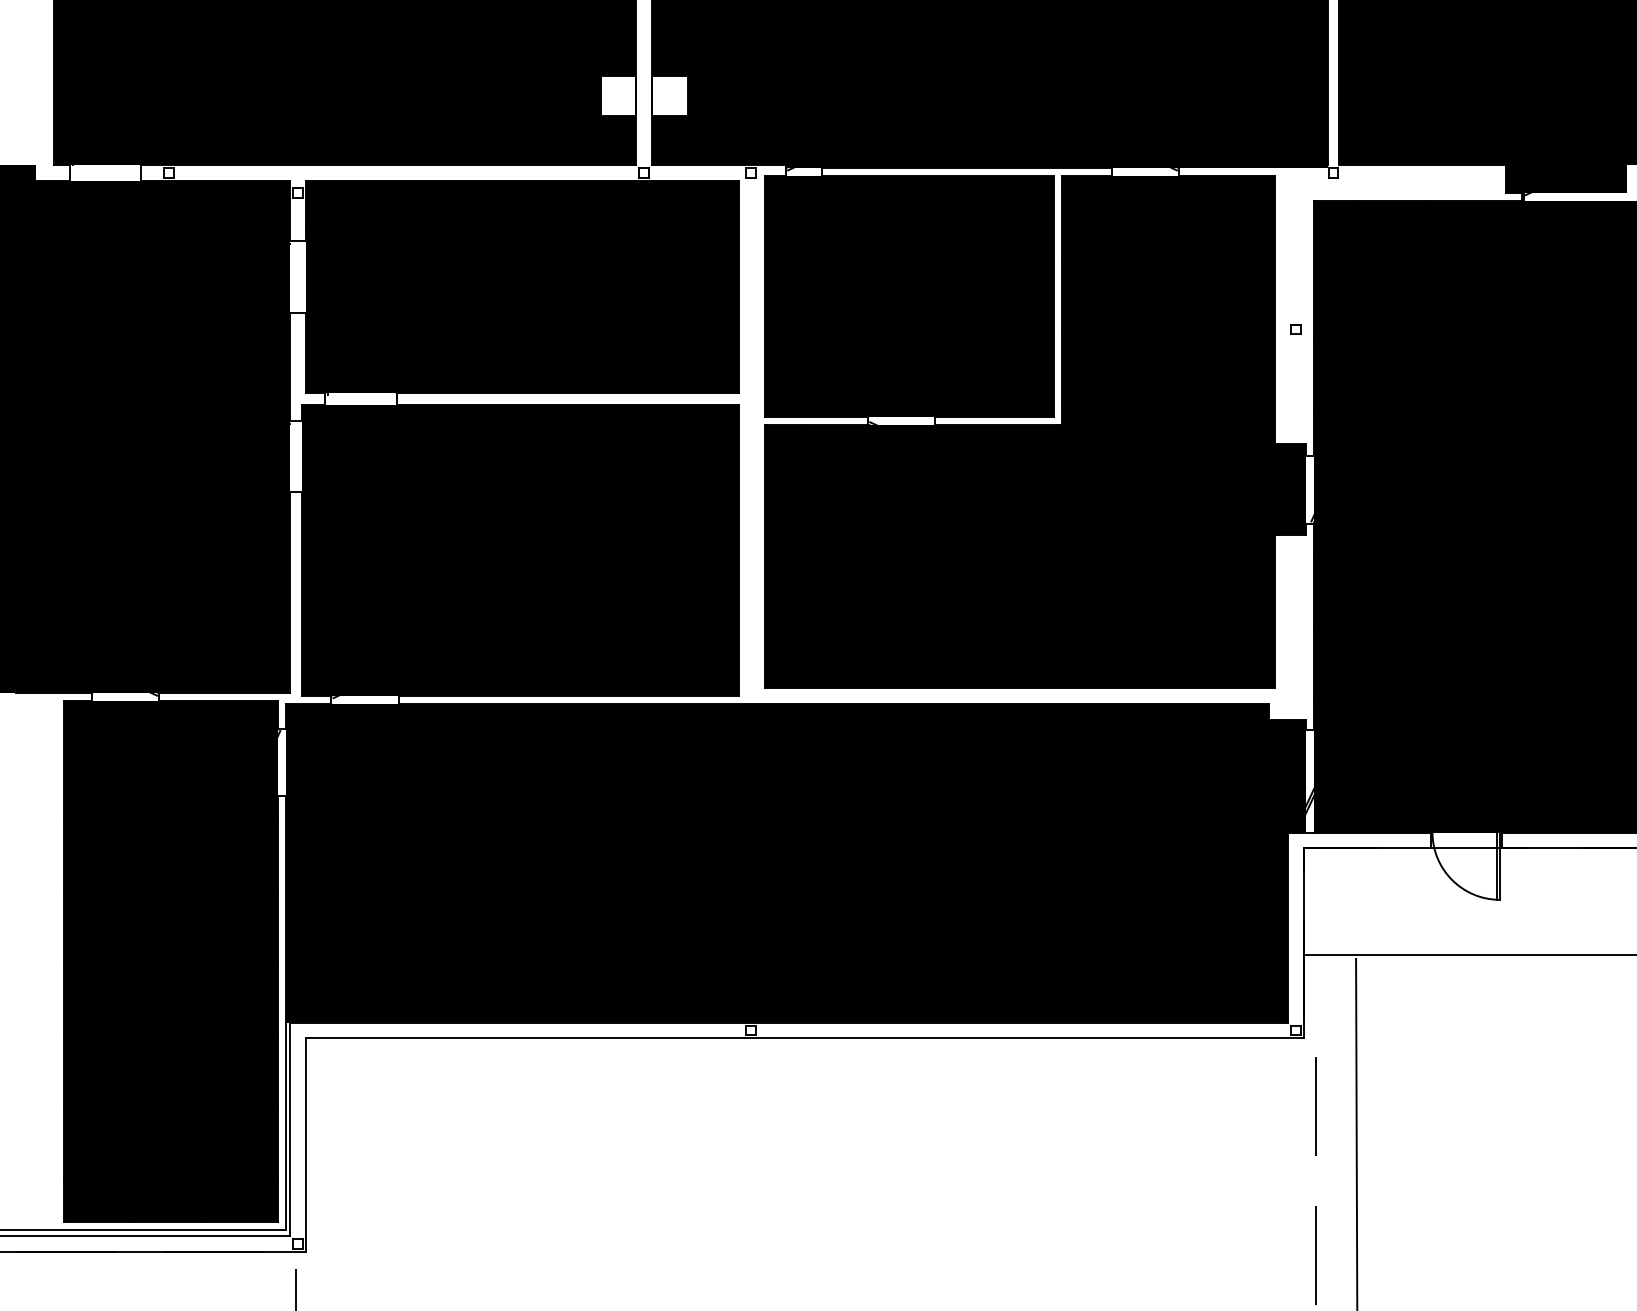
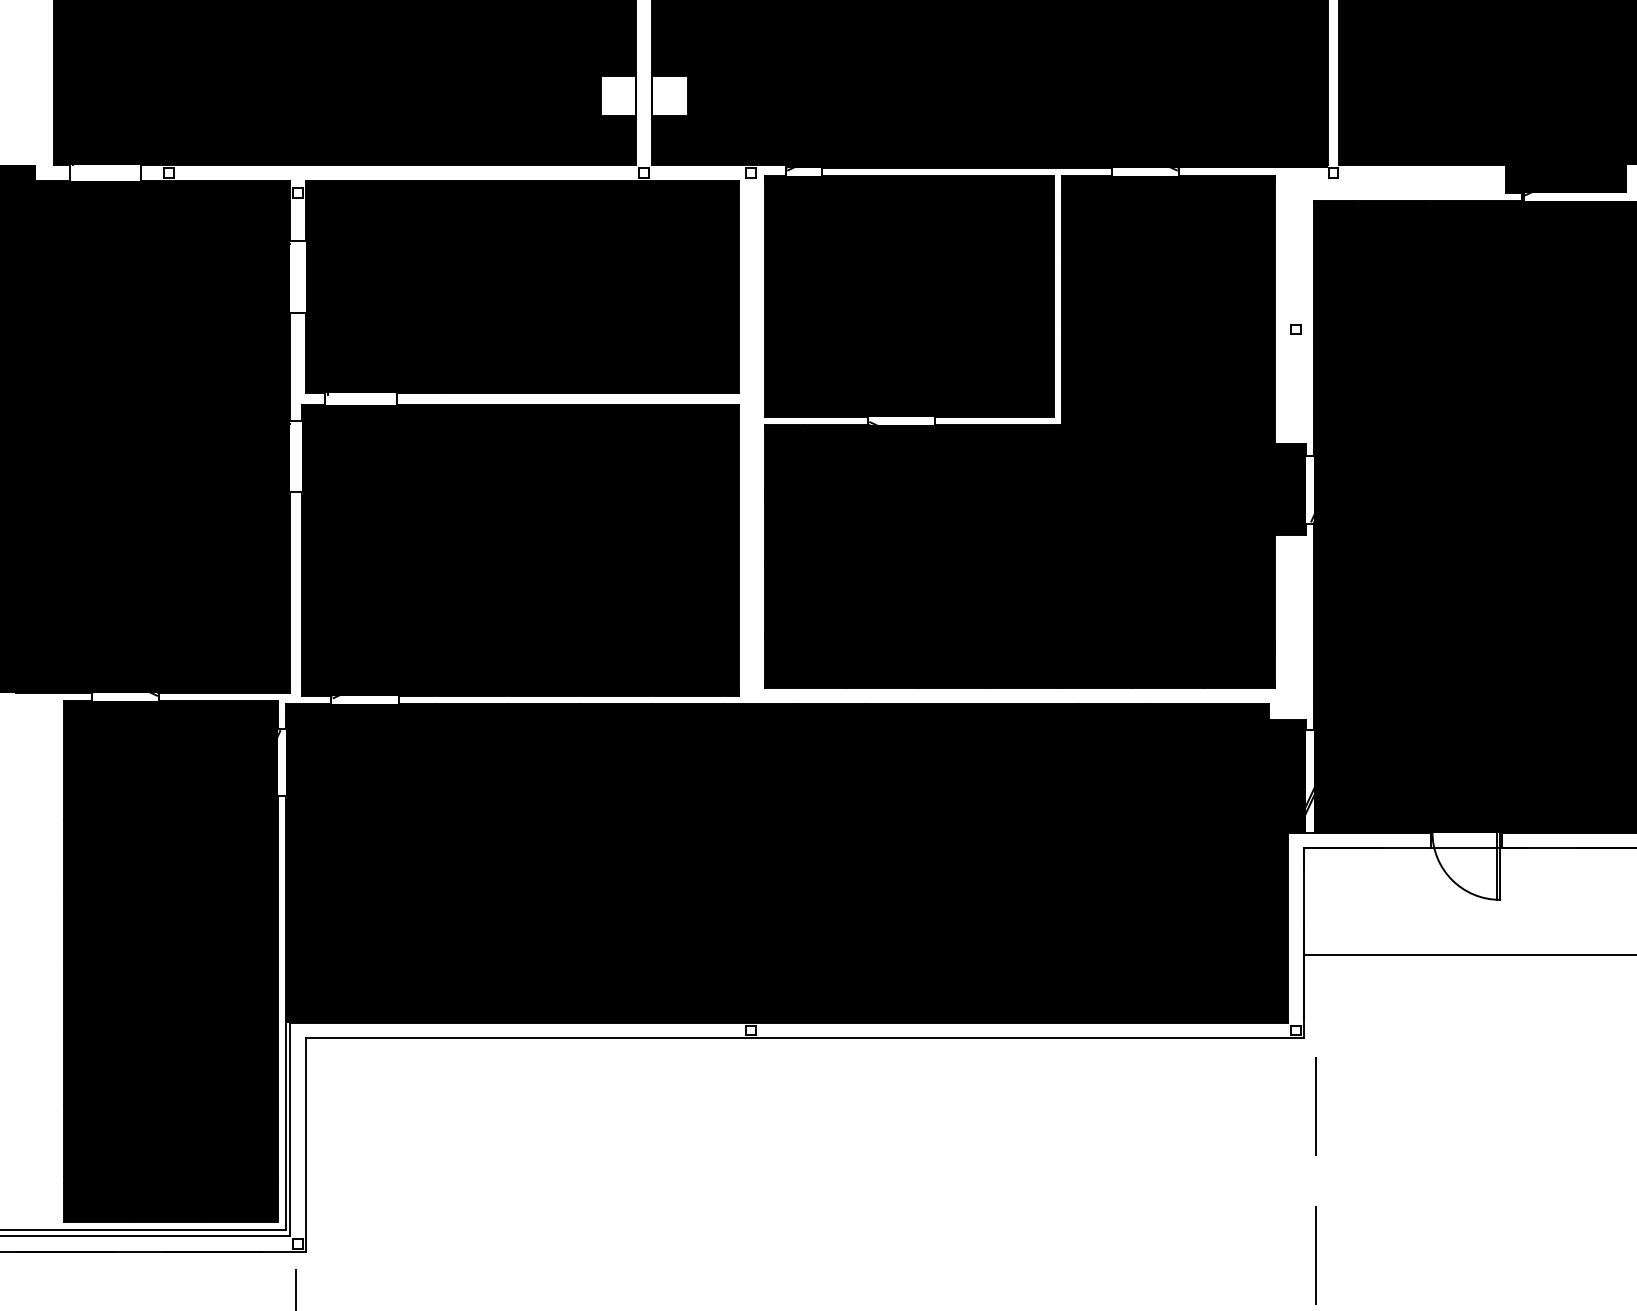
line: present -> none (1356, 1132)
